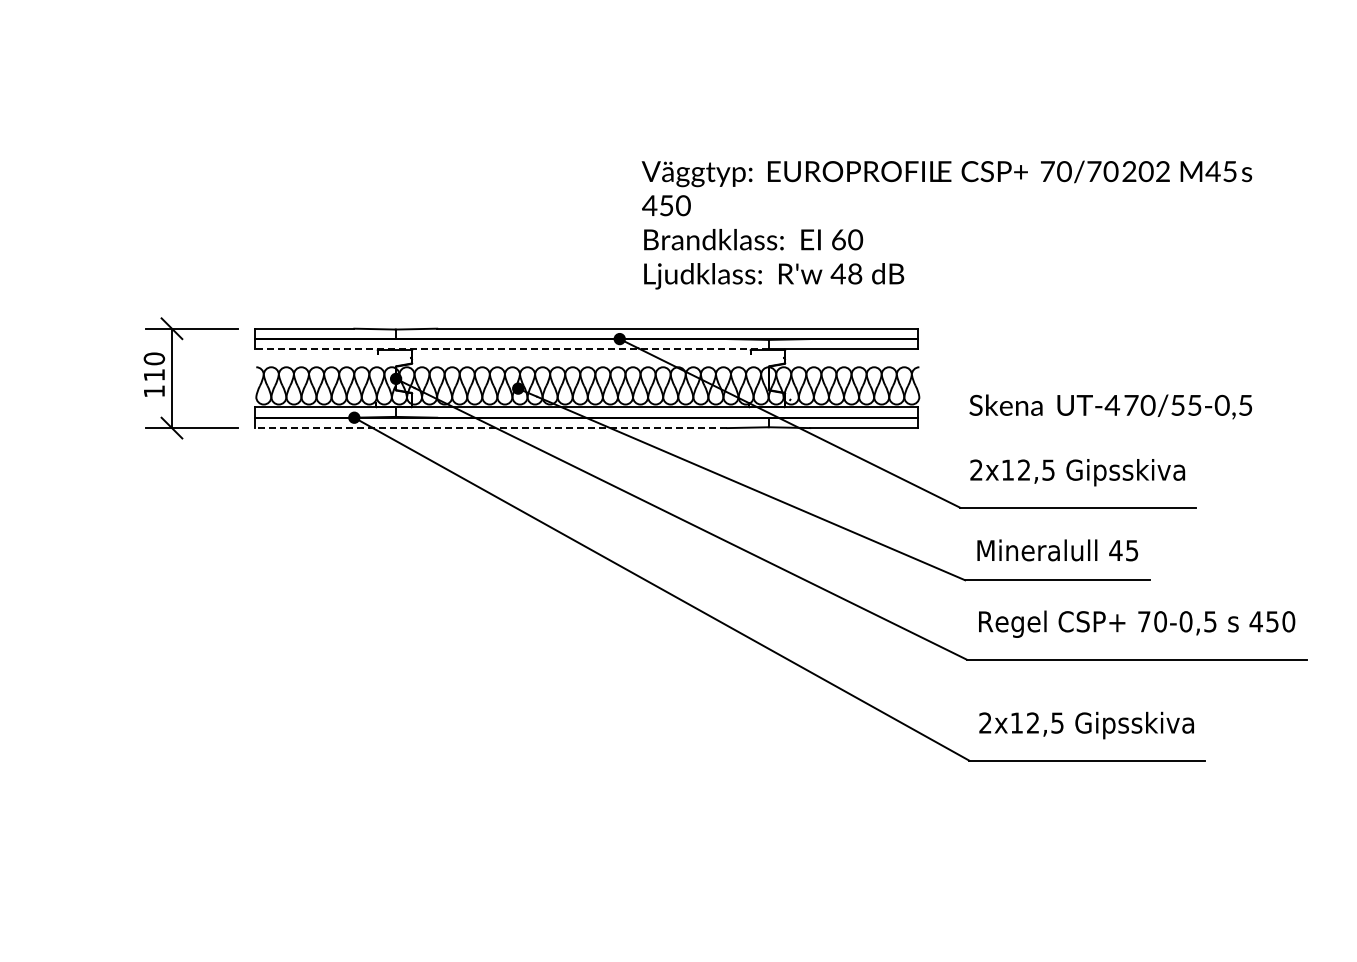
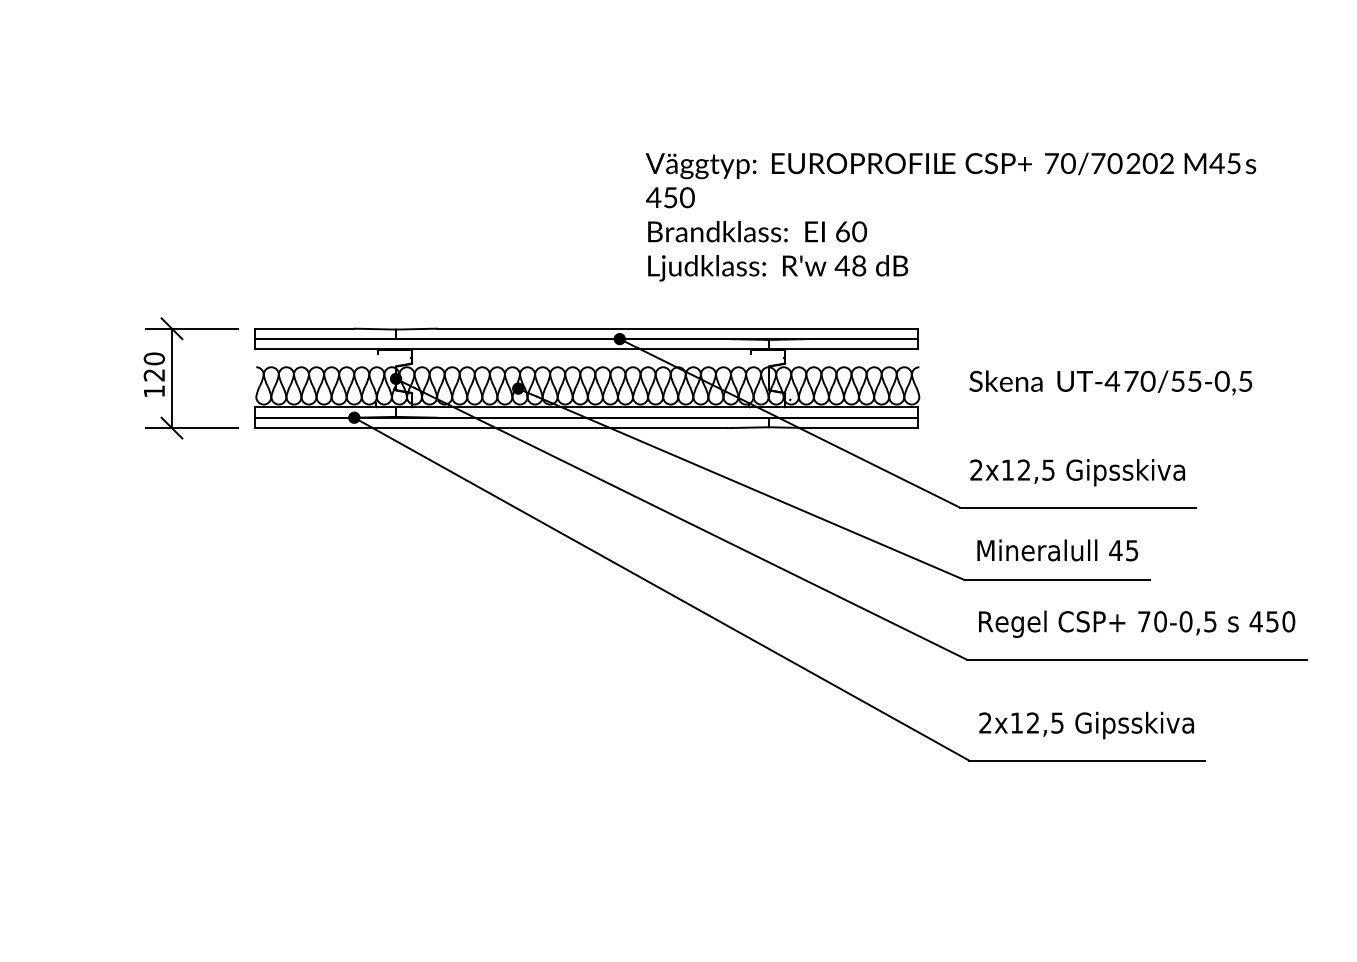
text position: (946, 224) -> (950, 216) (950, 216)
line: dashed -> solid (511, 349)
text: 110 -> 120 (153, 375)
text position: (1110, 406) -> (1110, 382) (1110, 382)
line: dashed -> solid (490, 428)
